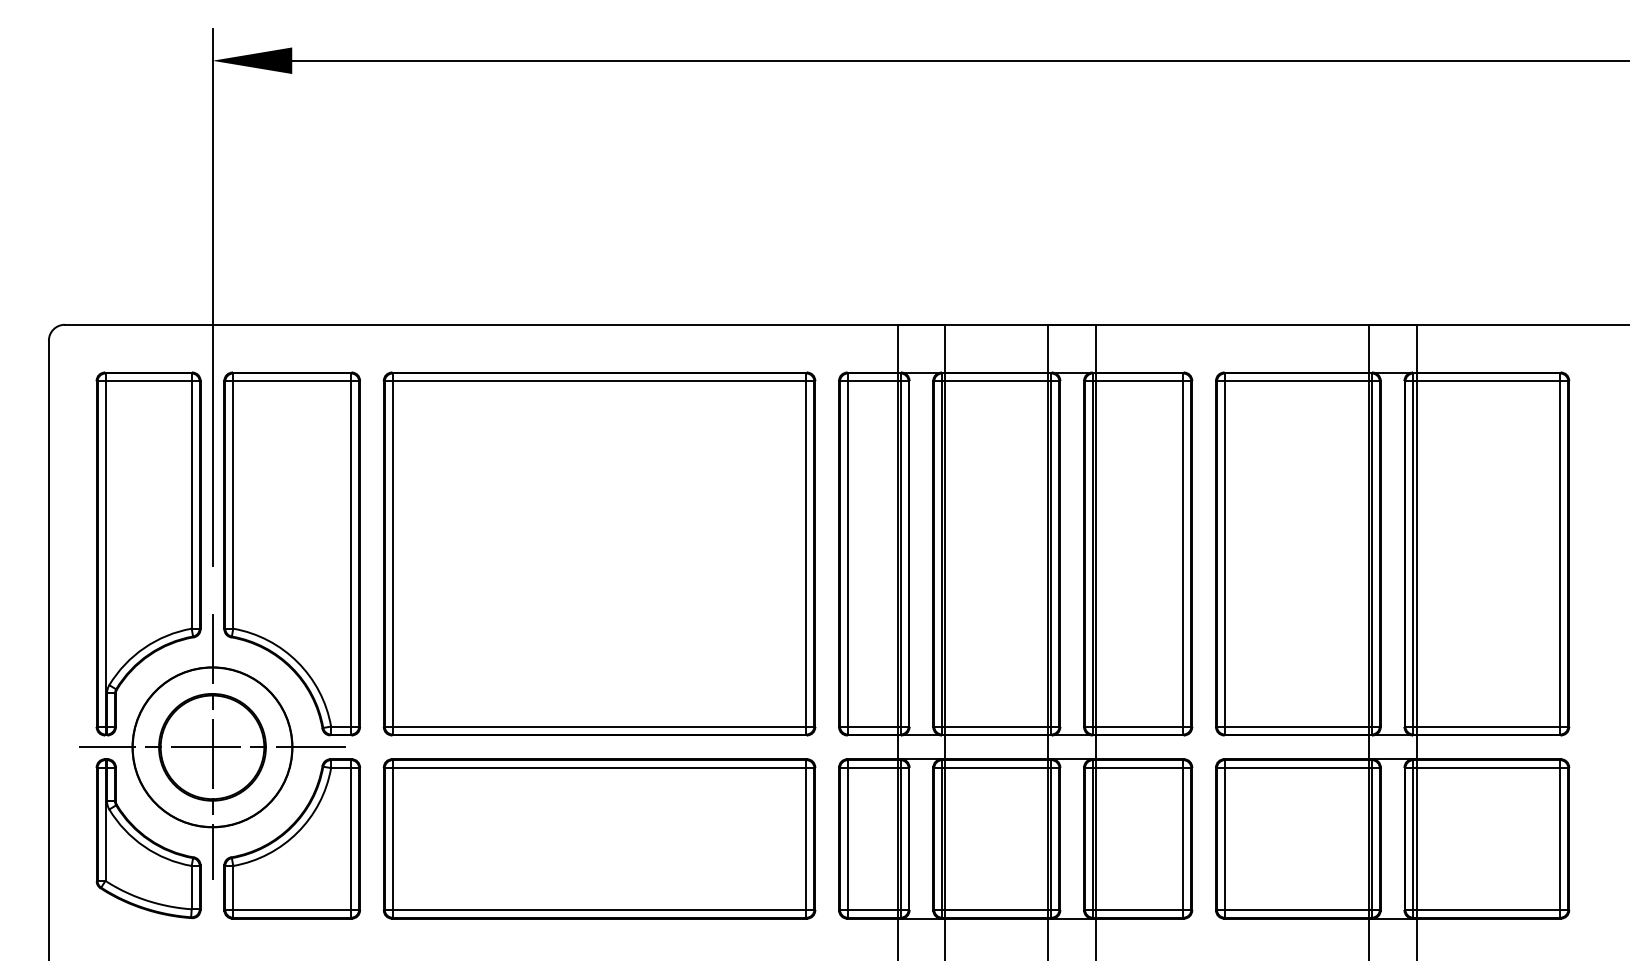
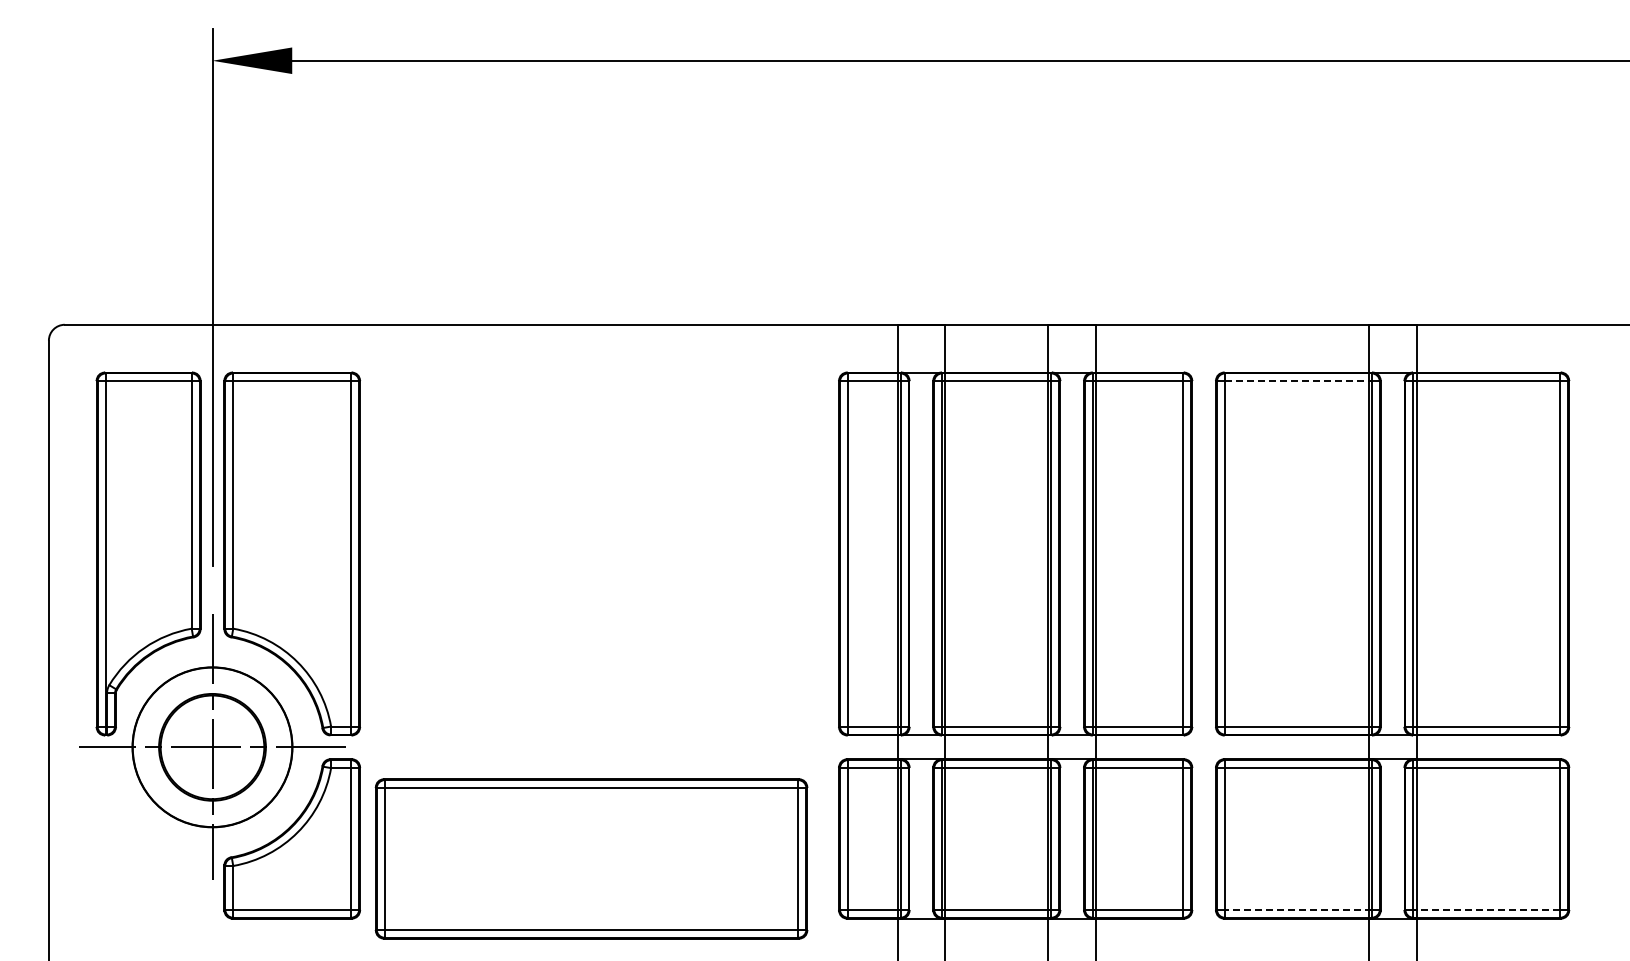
line: solid -> dashed (1298, 381)
part: present -> none (599, 553)
part: present -> none (148, 838)
part position: (599, 838) -> (591, 858) (591, 858)
line: solid -> dashed (1297, 909)
line: solid -> dashed (1486, 909)
